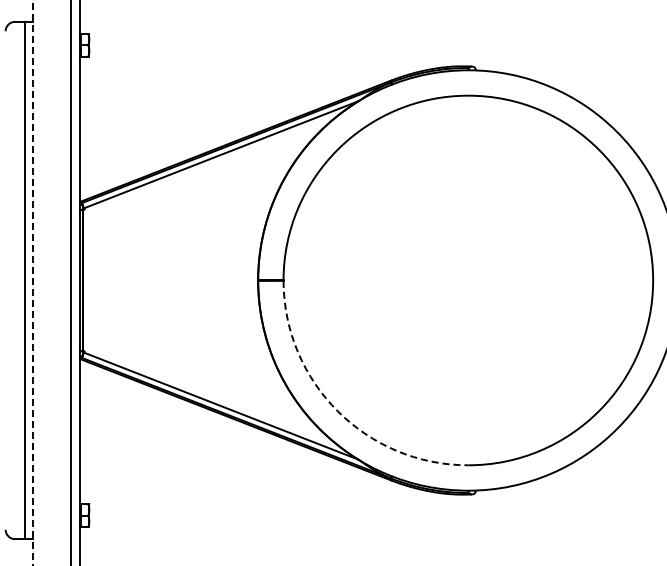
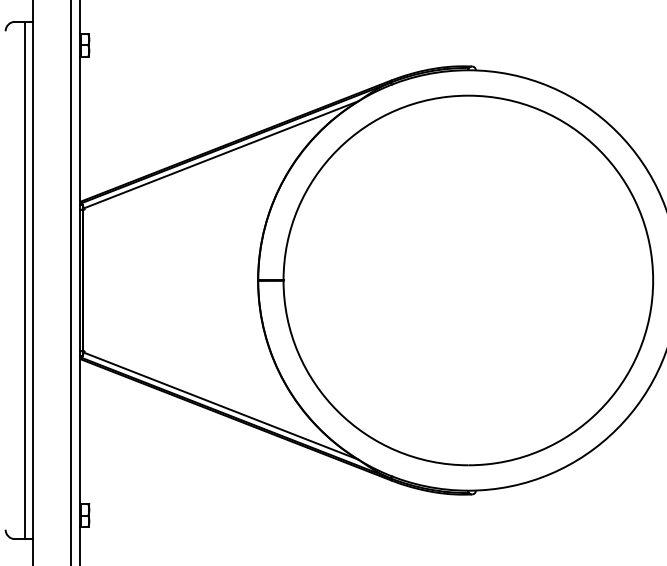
line: dashed -> solid (32, 282)
arc: dashed -> solid (337, 411)
